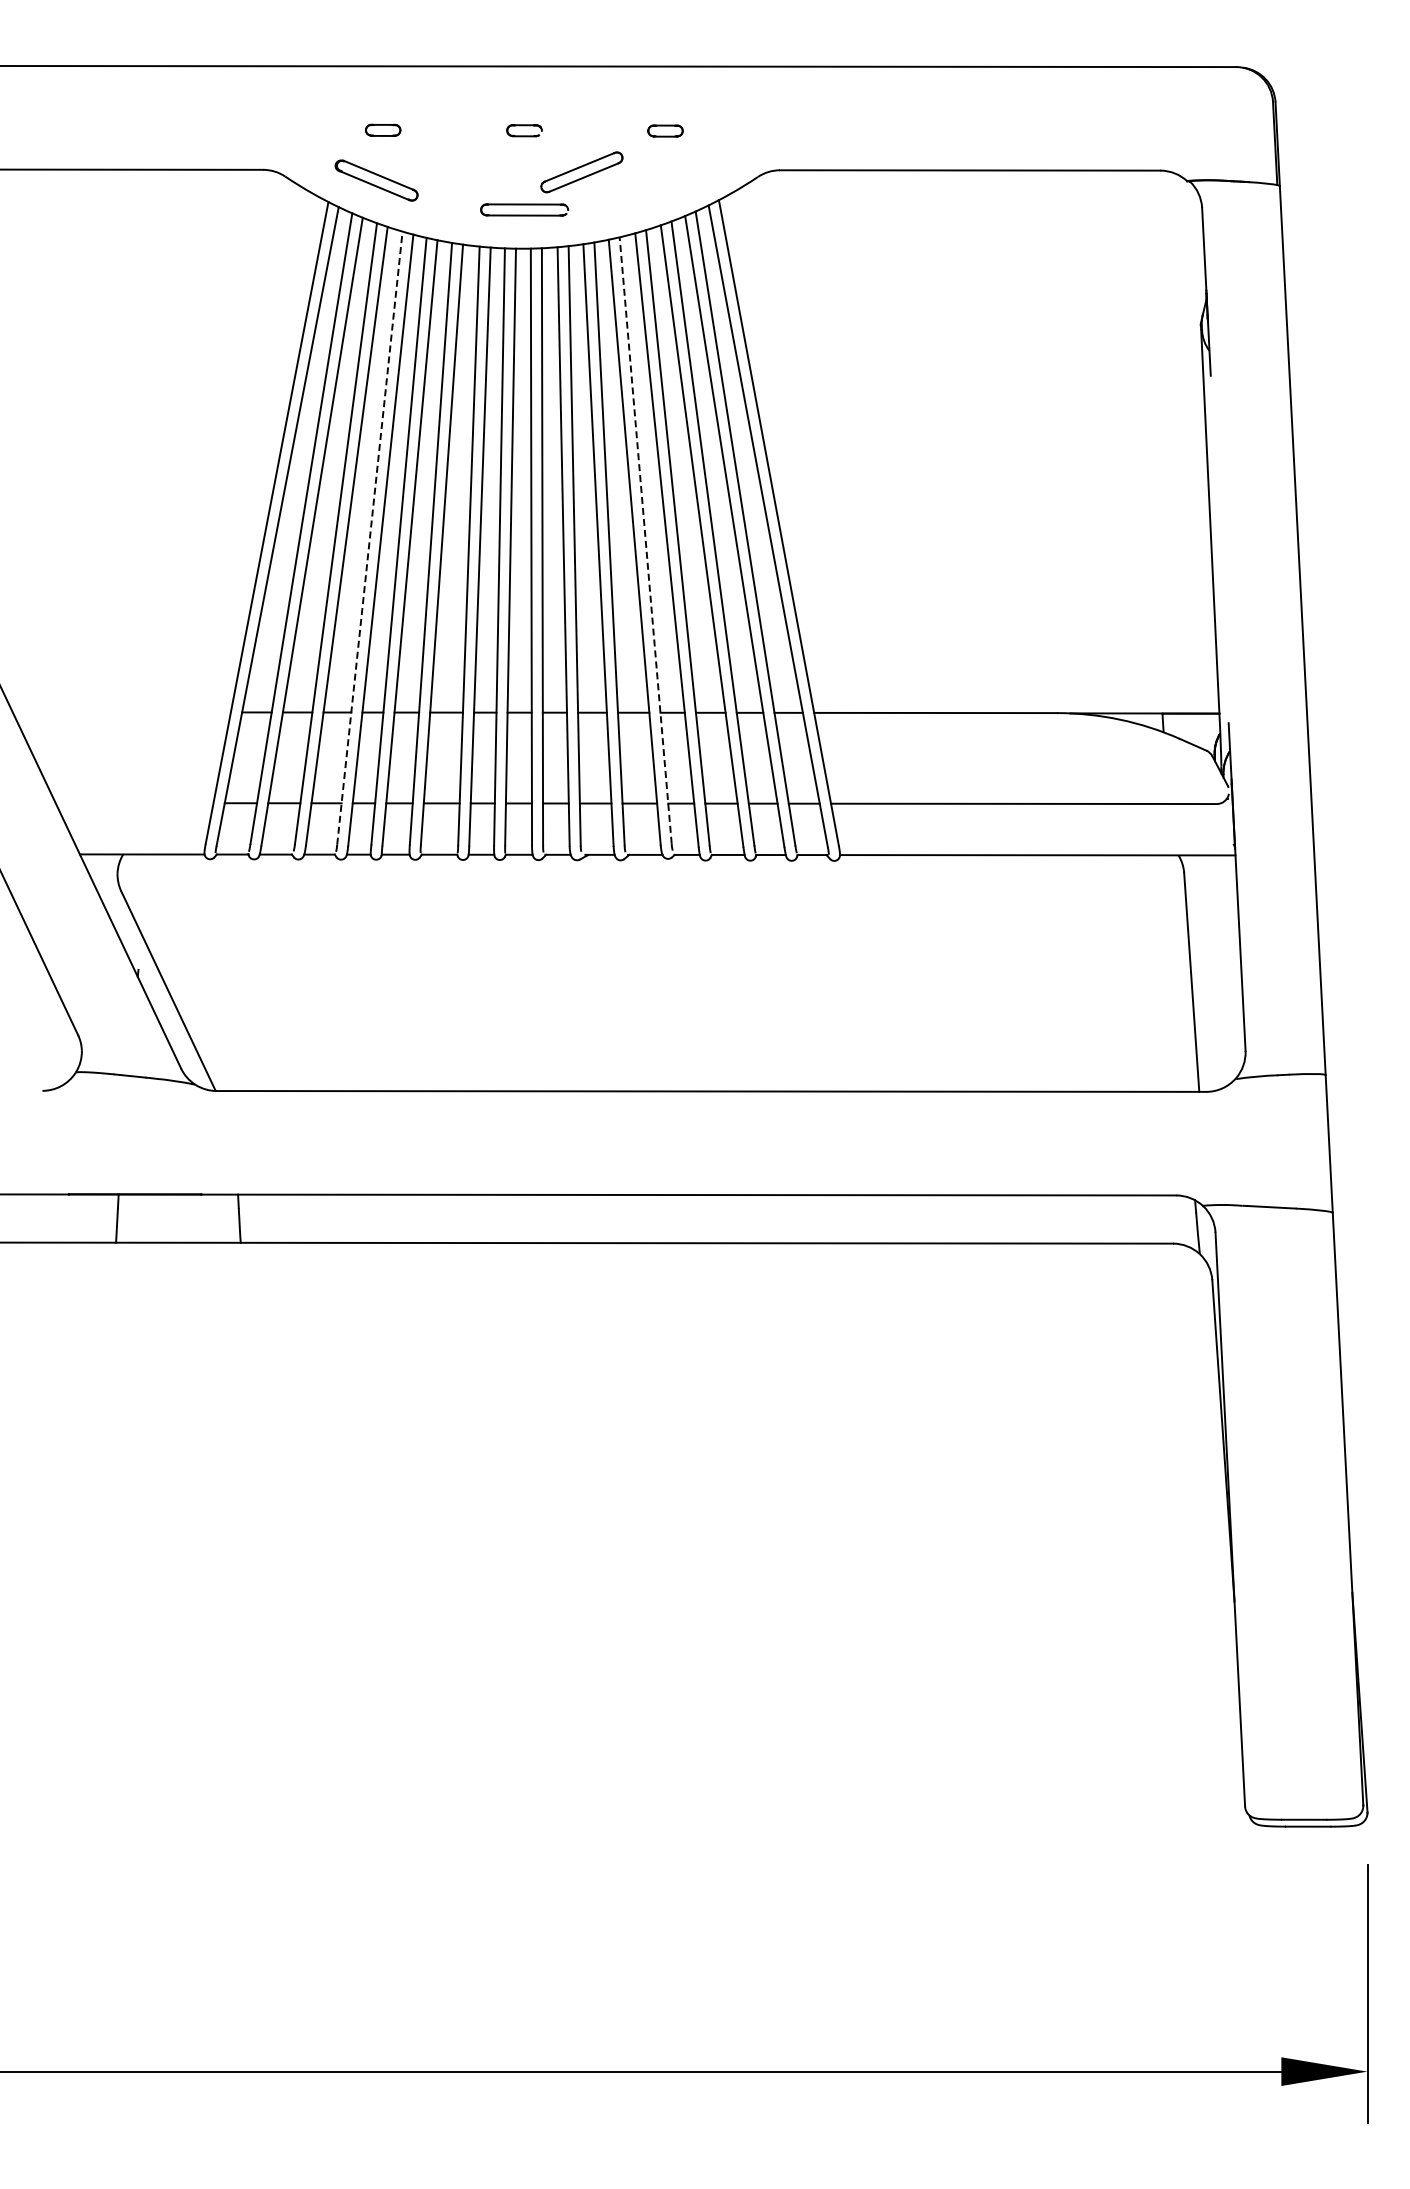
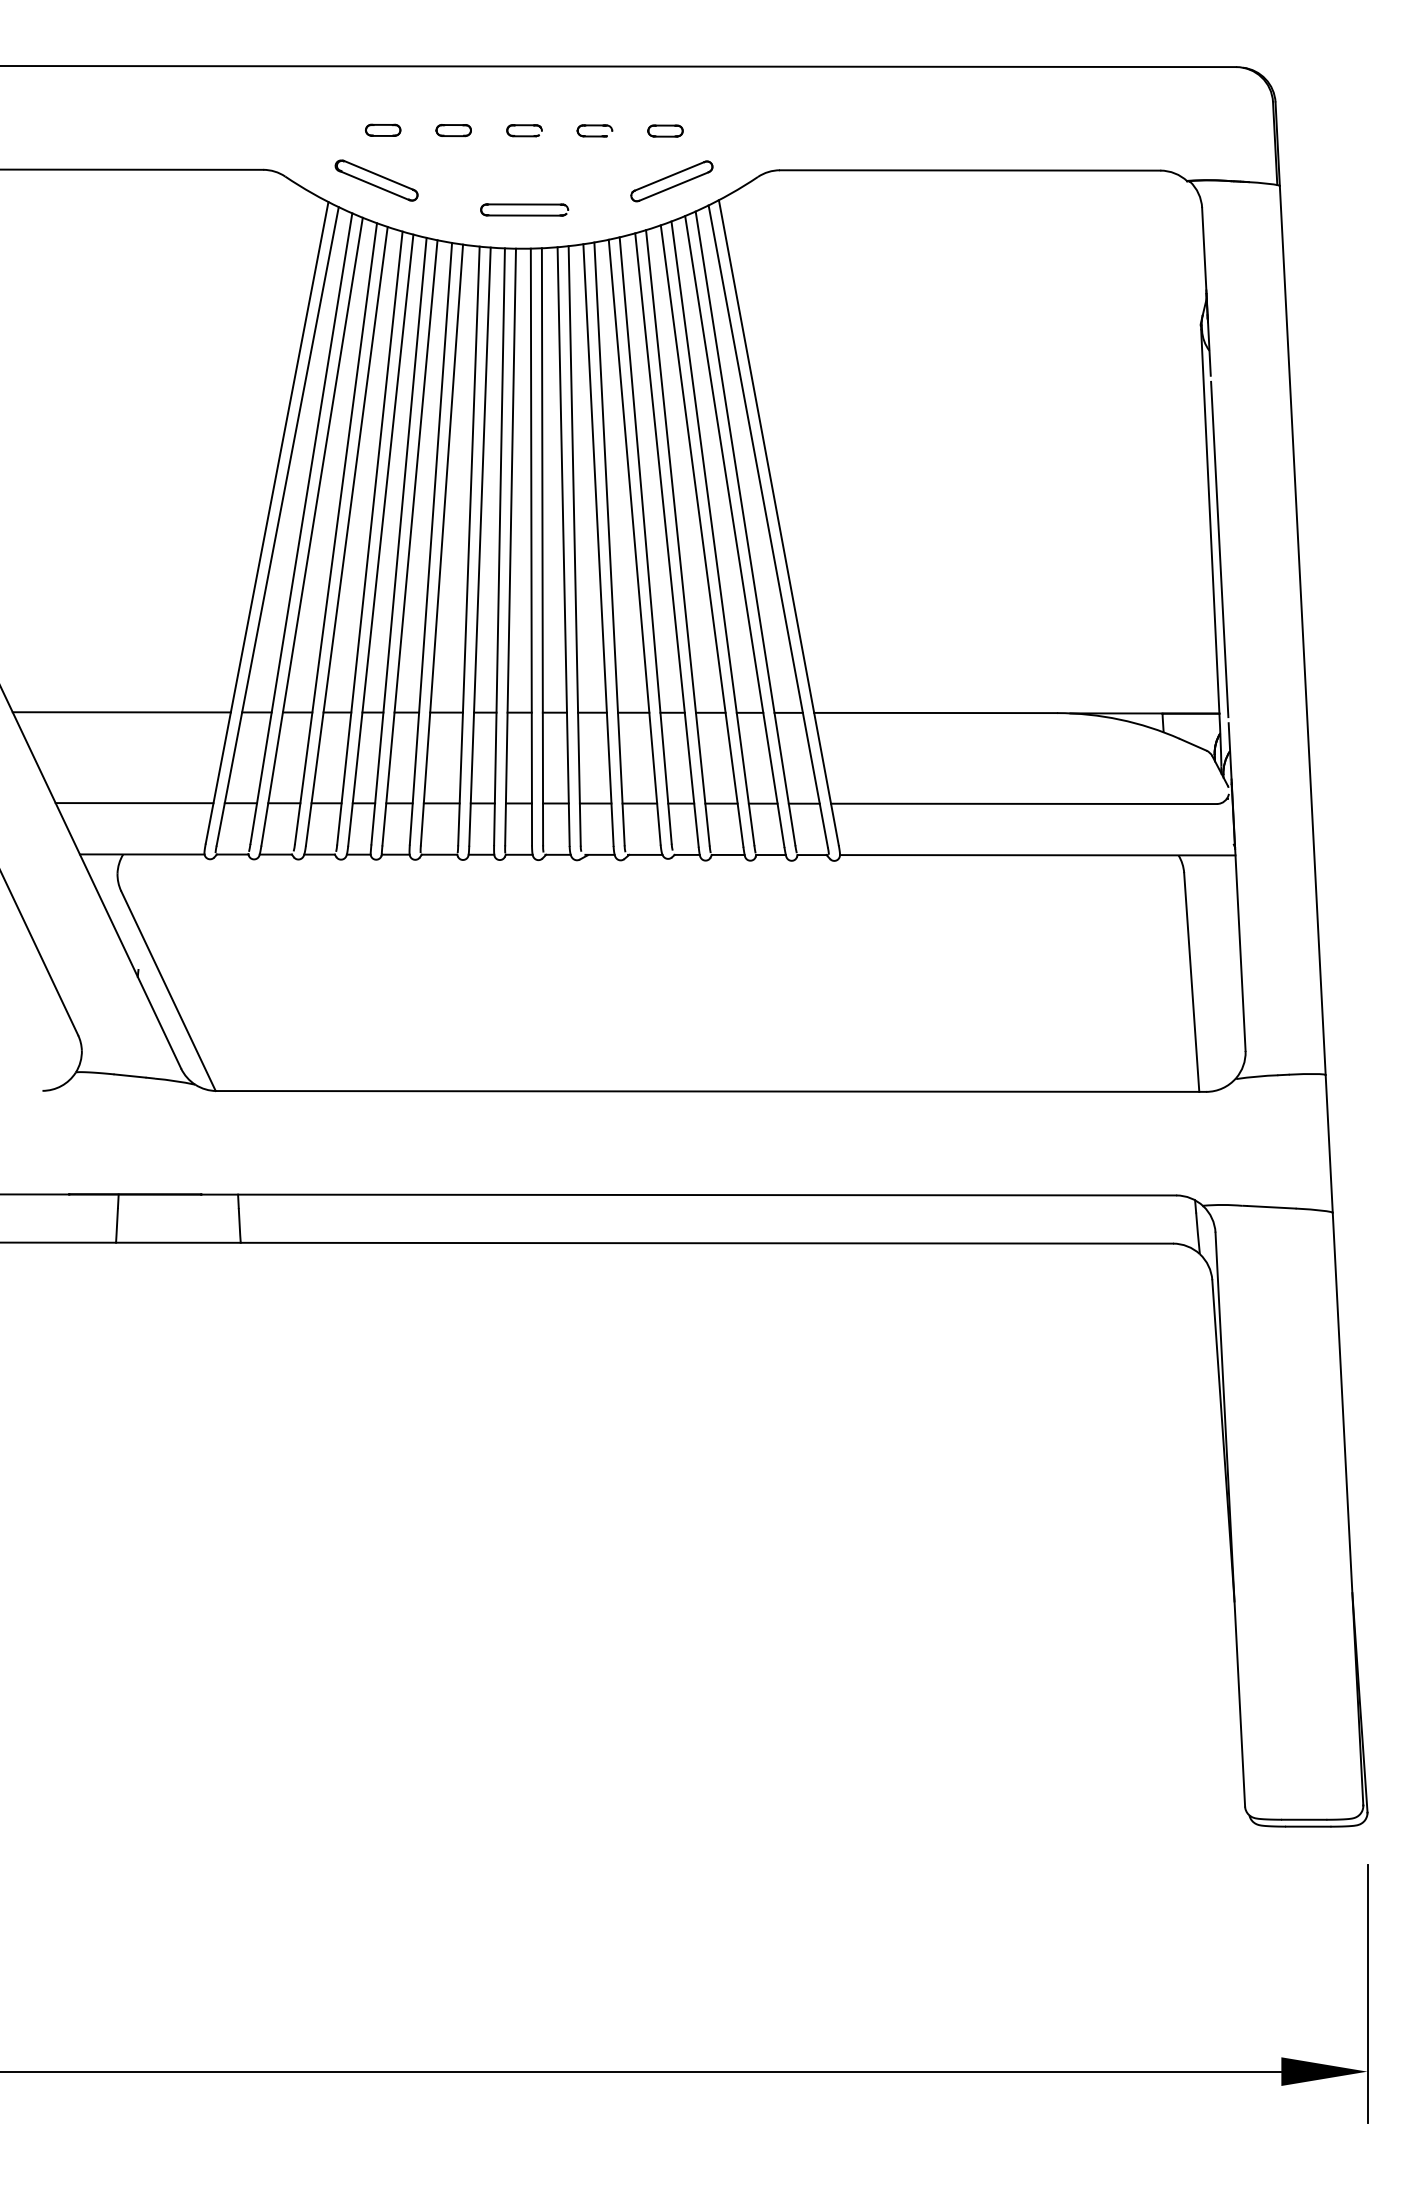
part: none -> present (453, 130)
part: none -> present (594, 130)
part position: (581, 172) -> (671, 181) (671, 181)
line: dashed -> solid (369, 537)
line: dashed -> solid (645, 540)
line: none -> present (1219, 549)
line: none -> present (121, 712)
line: none -> present (134, 803)
